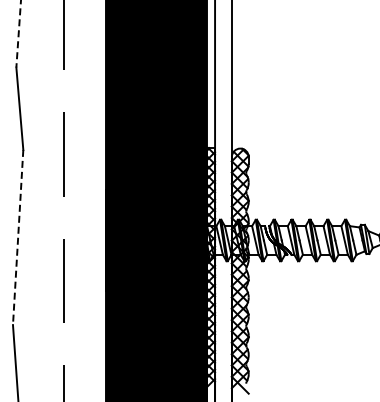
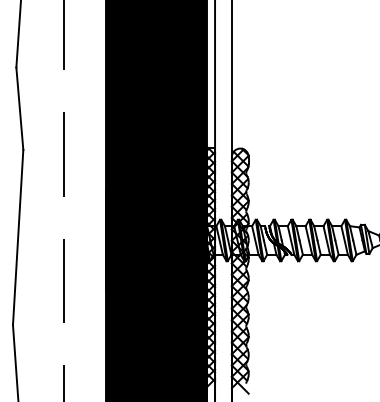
line: dashed -> solid (18, 33)
line: dashed -> solid (18, 237)
